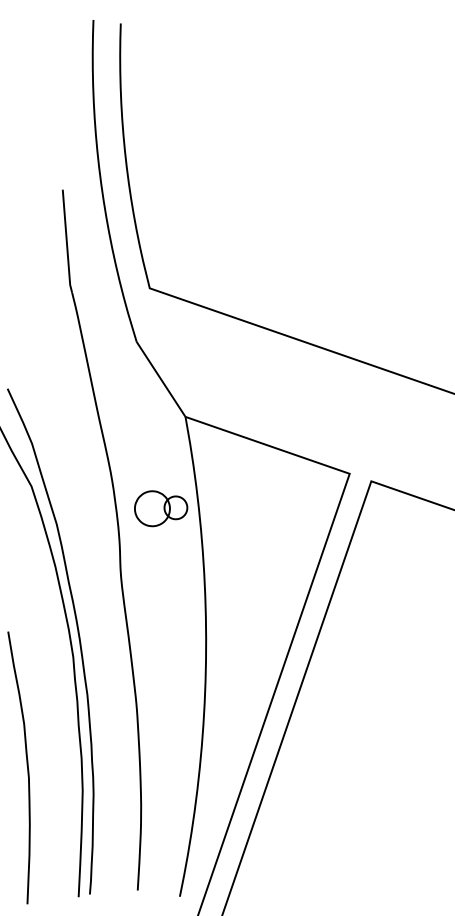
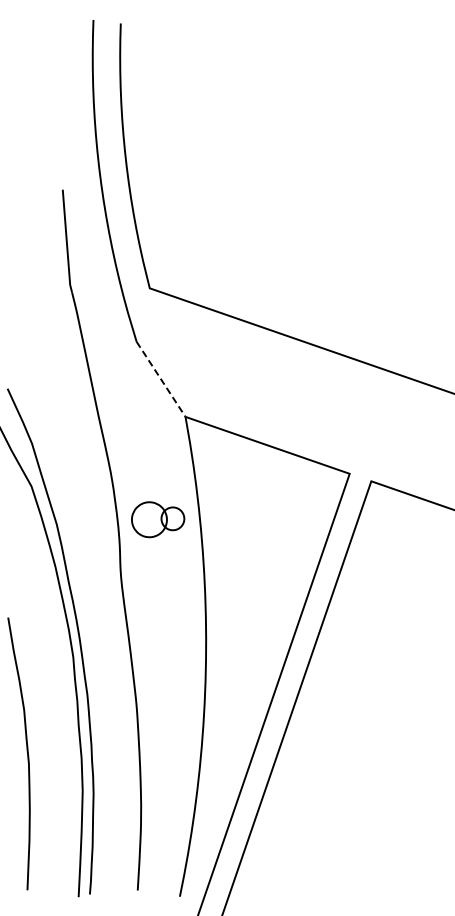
line: solid -> dashed (161, 379)
part position: (161, 508) -> (158, 519) (158, 519)
curve position: (26, 765) -> (26, 751) (26, 751)
